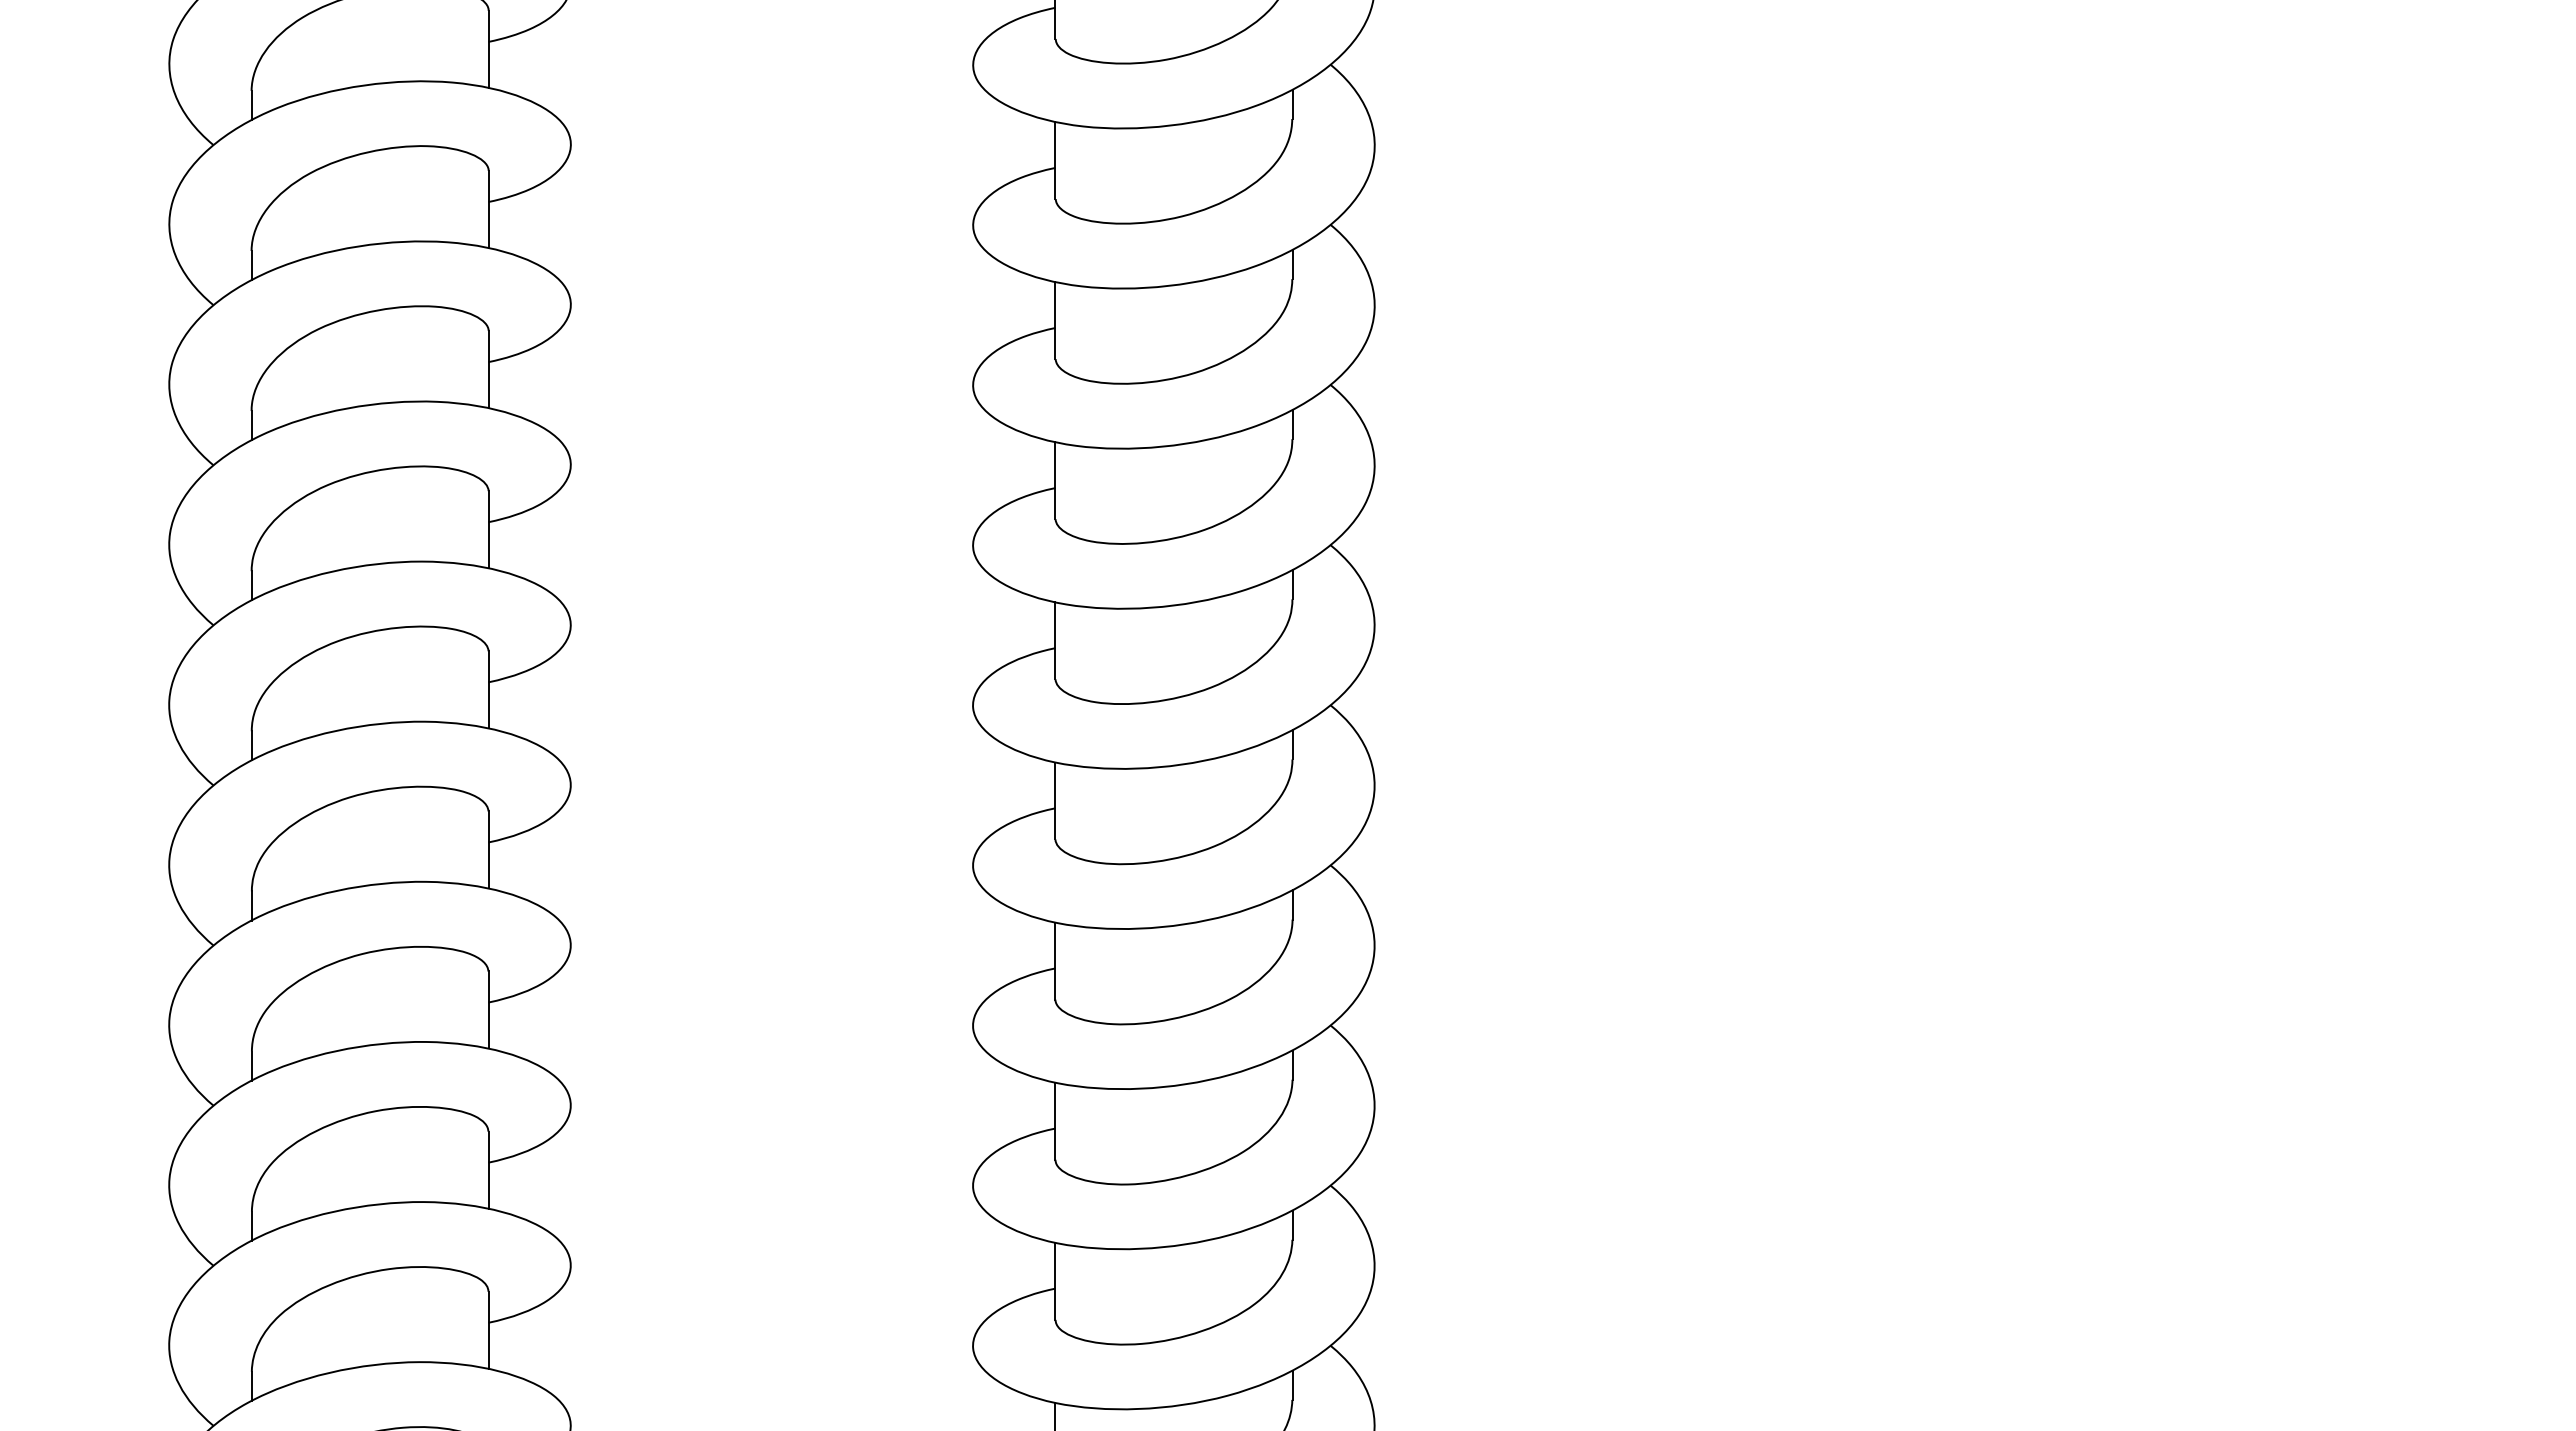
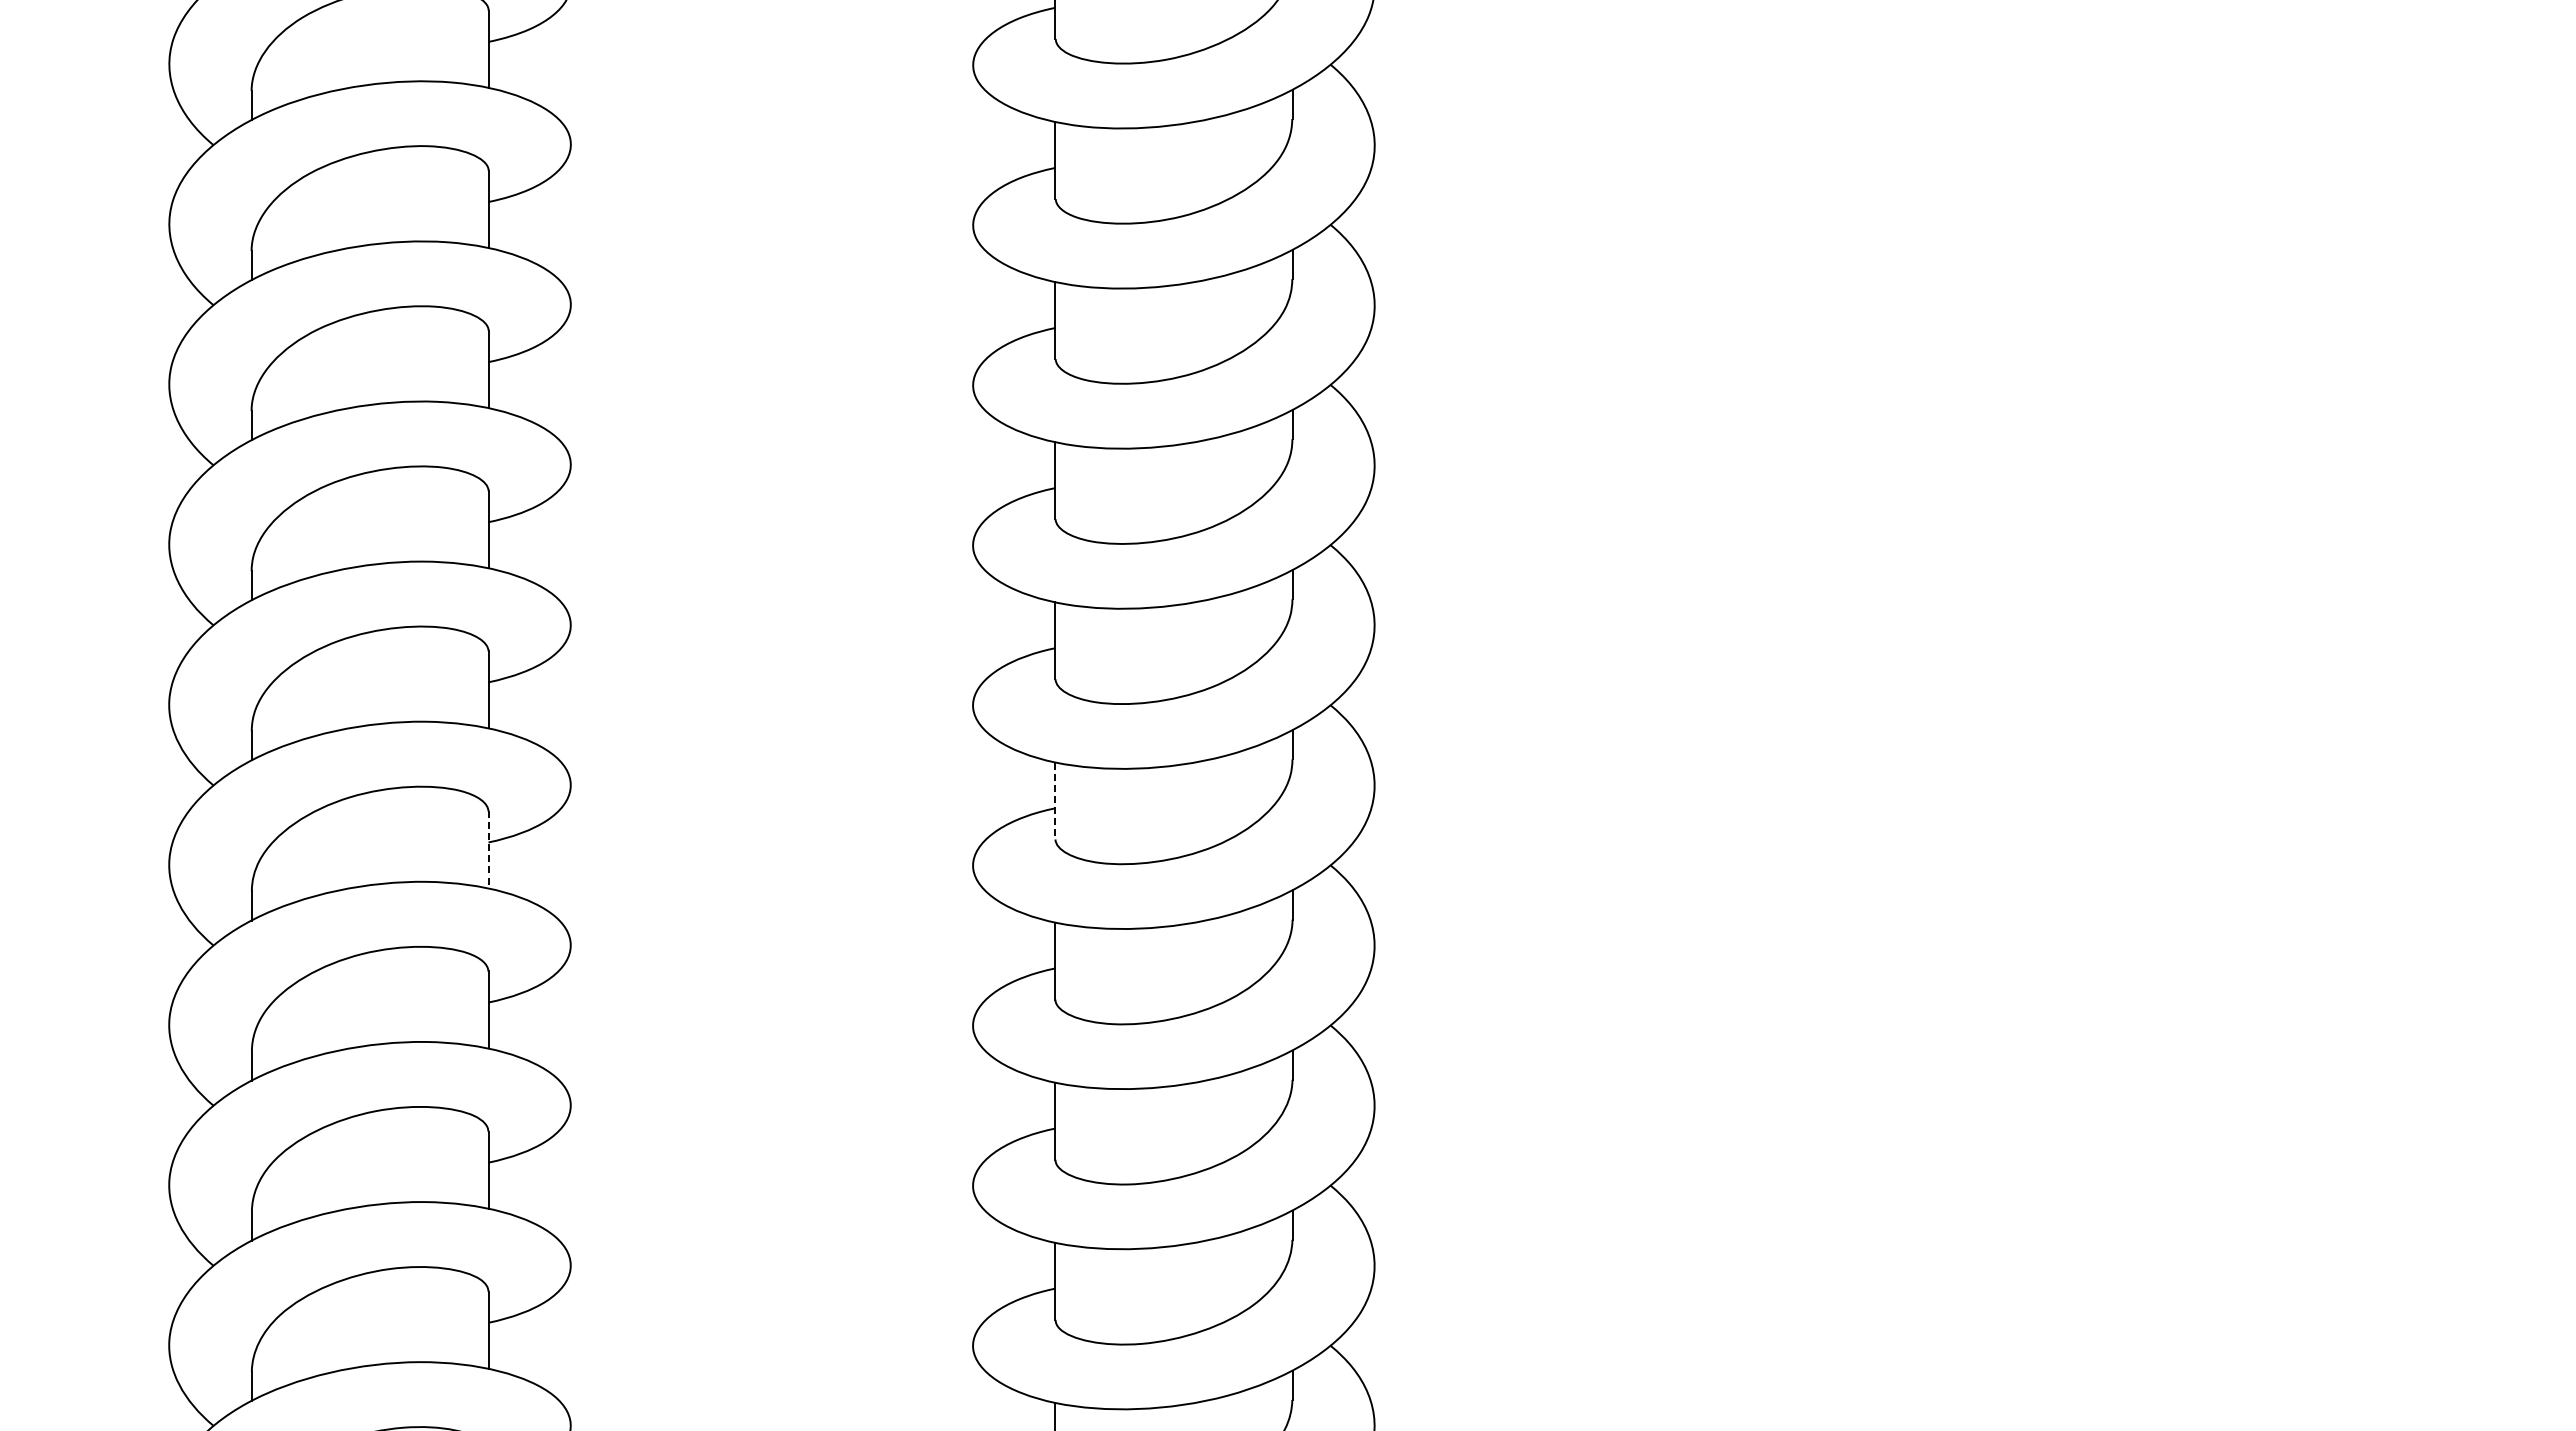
line: solid -> dashed (1055, 801)
line: solid -> dashed (488, 850)
